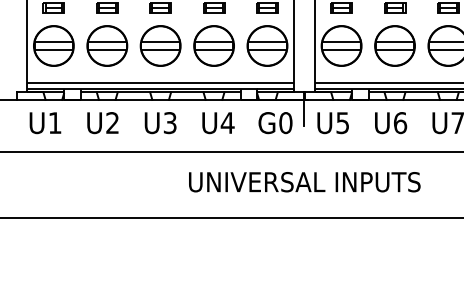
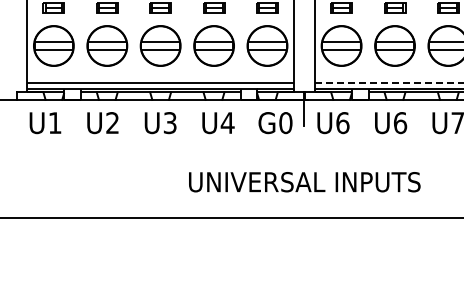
line: solid -> dashed (389, 82)
text: U5 -> U6 (342, 123)
line: present -> none (231, 151)
